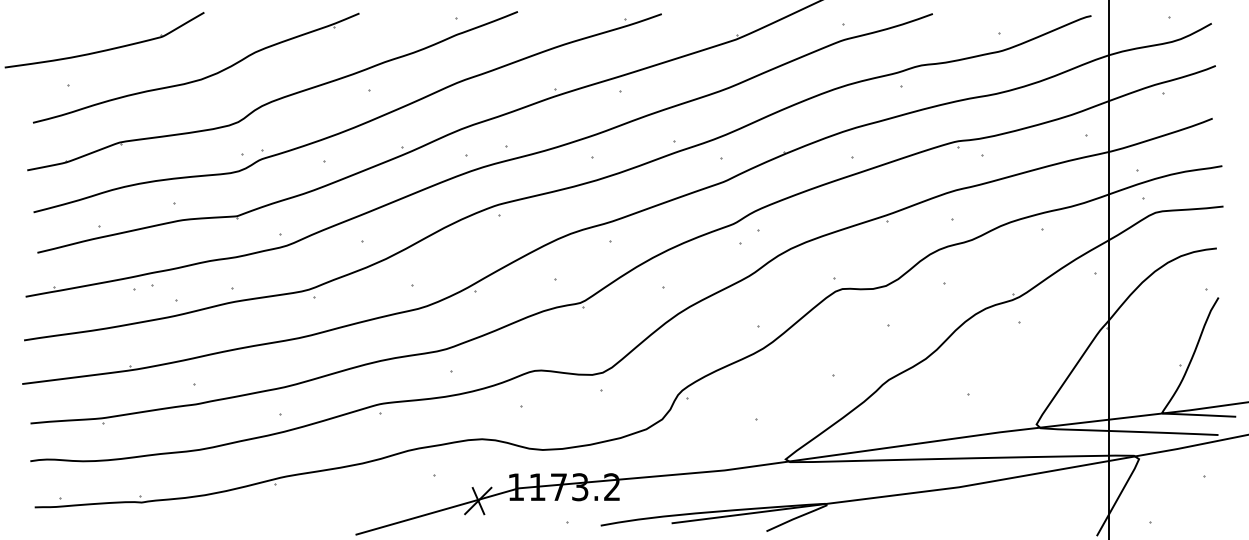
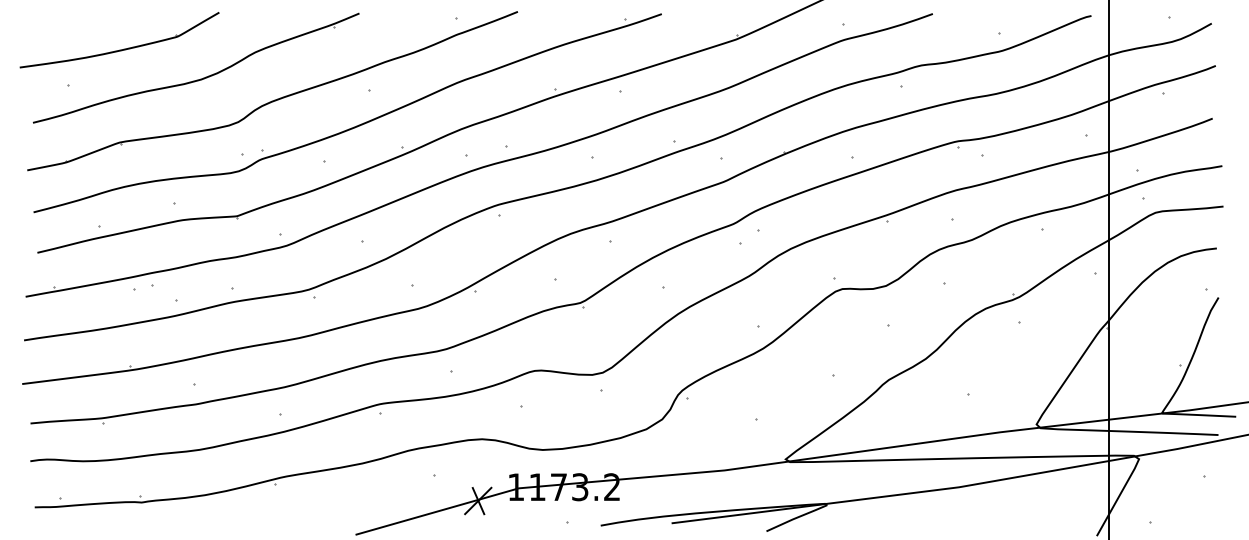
part position: (108, 48) -> (123, 48) (123, 48)
